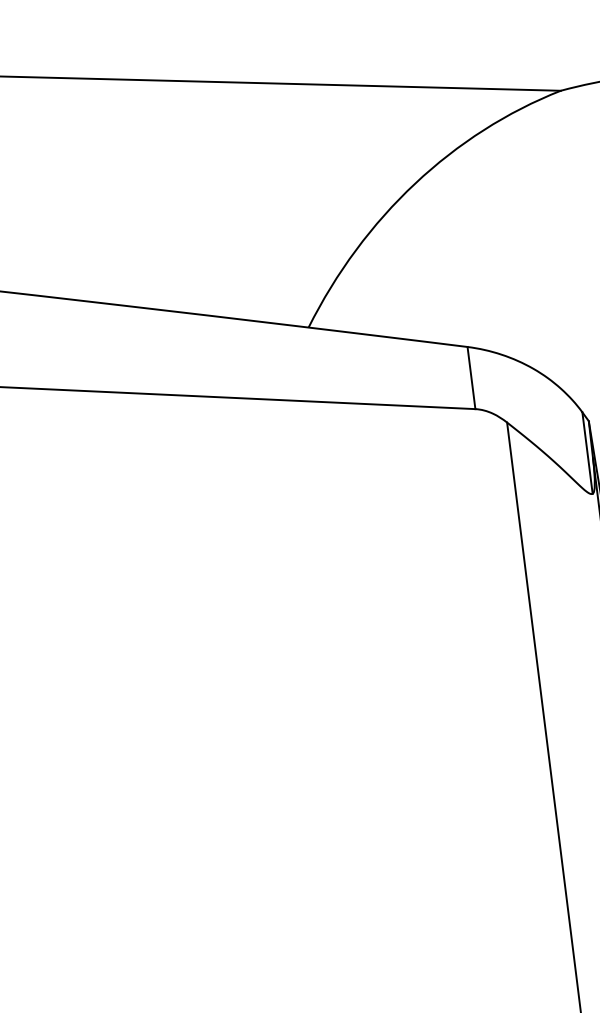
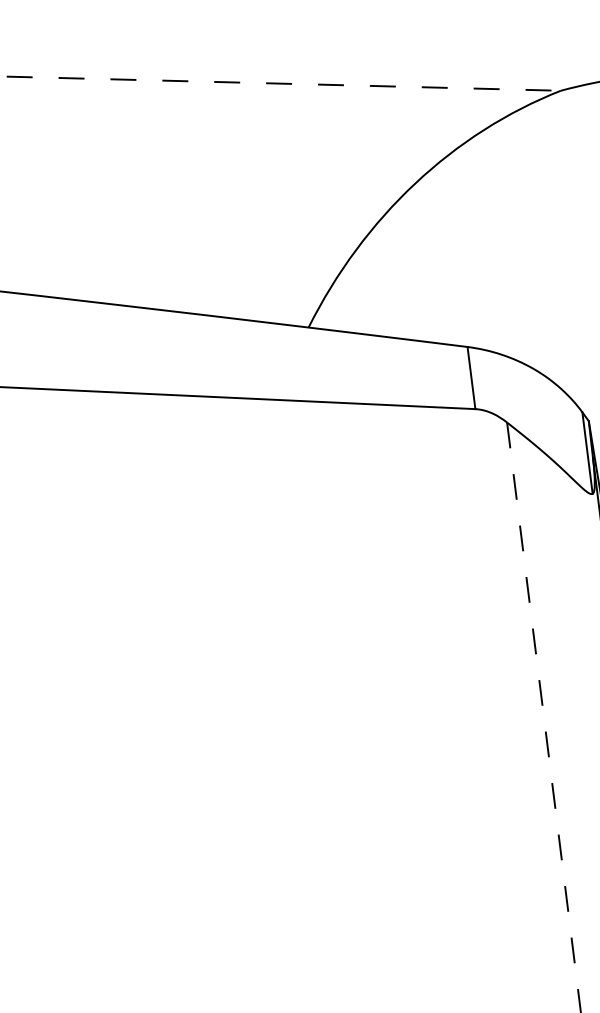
line: solid -> dashed (281, 83)
line: solid -> dashed (544, 718)
